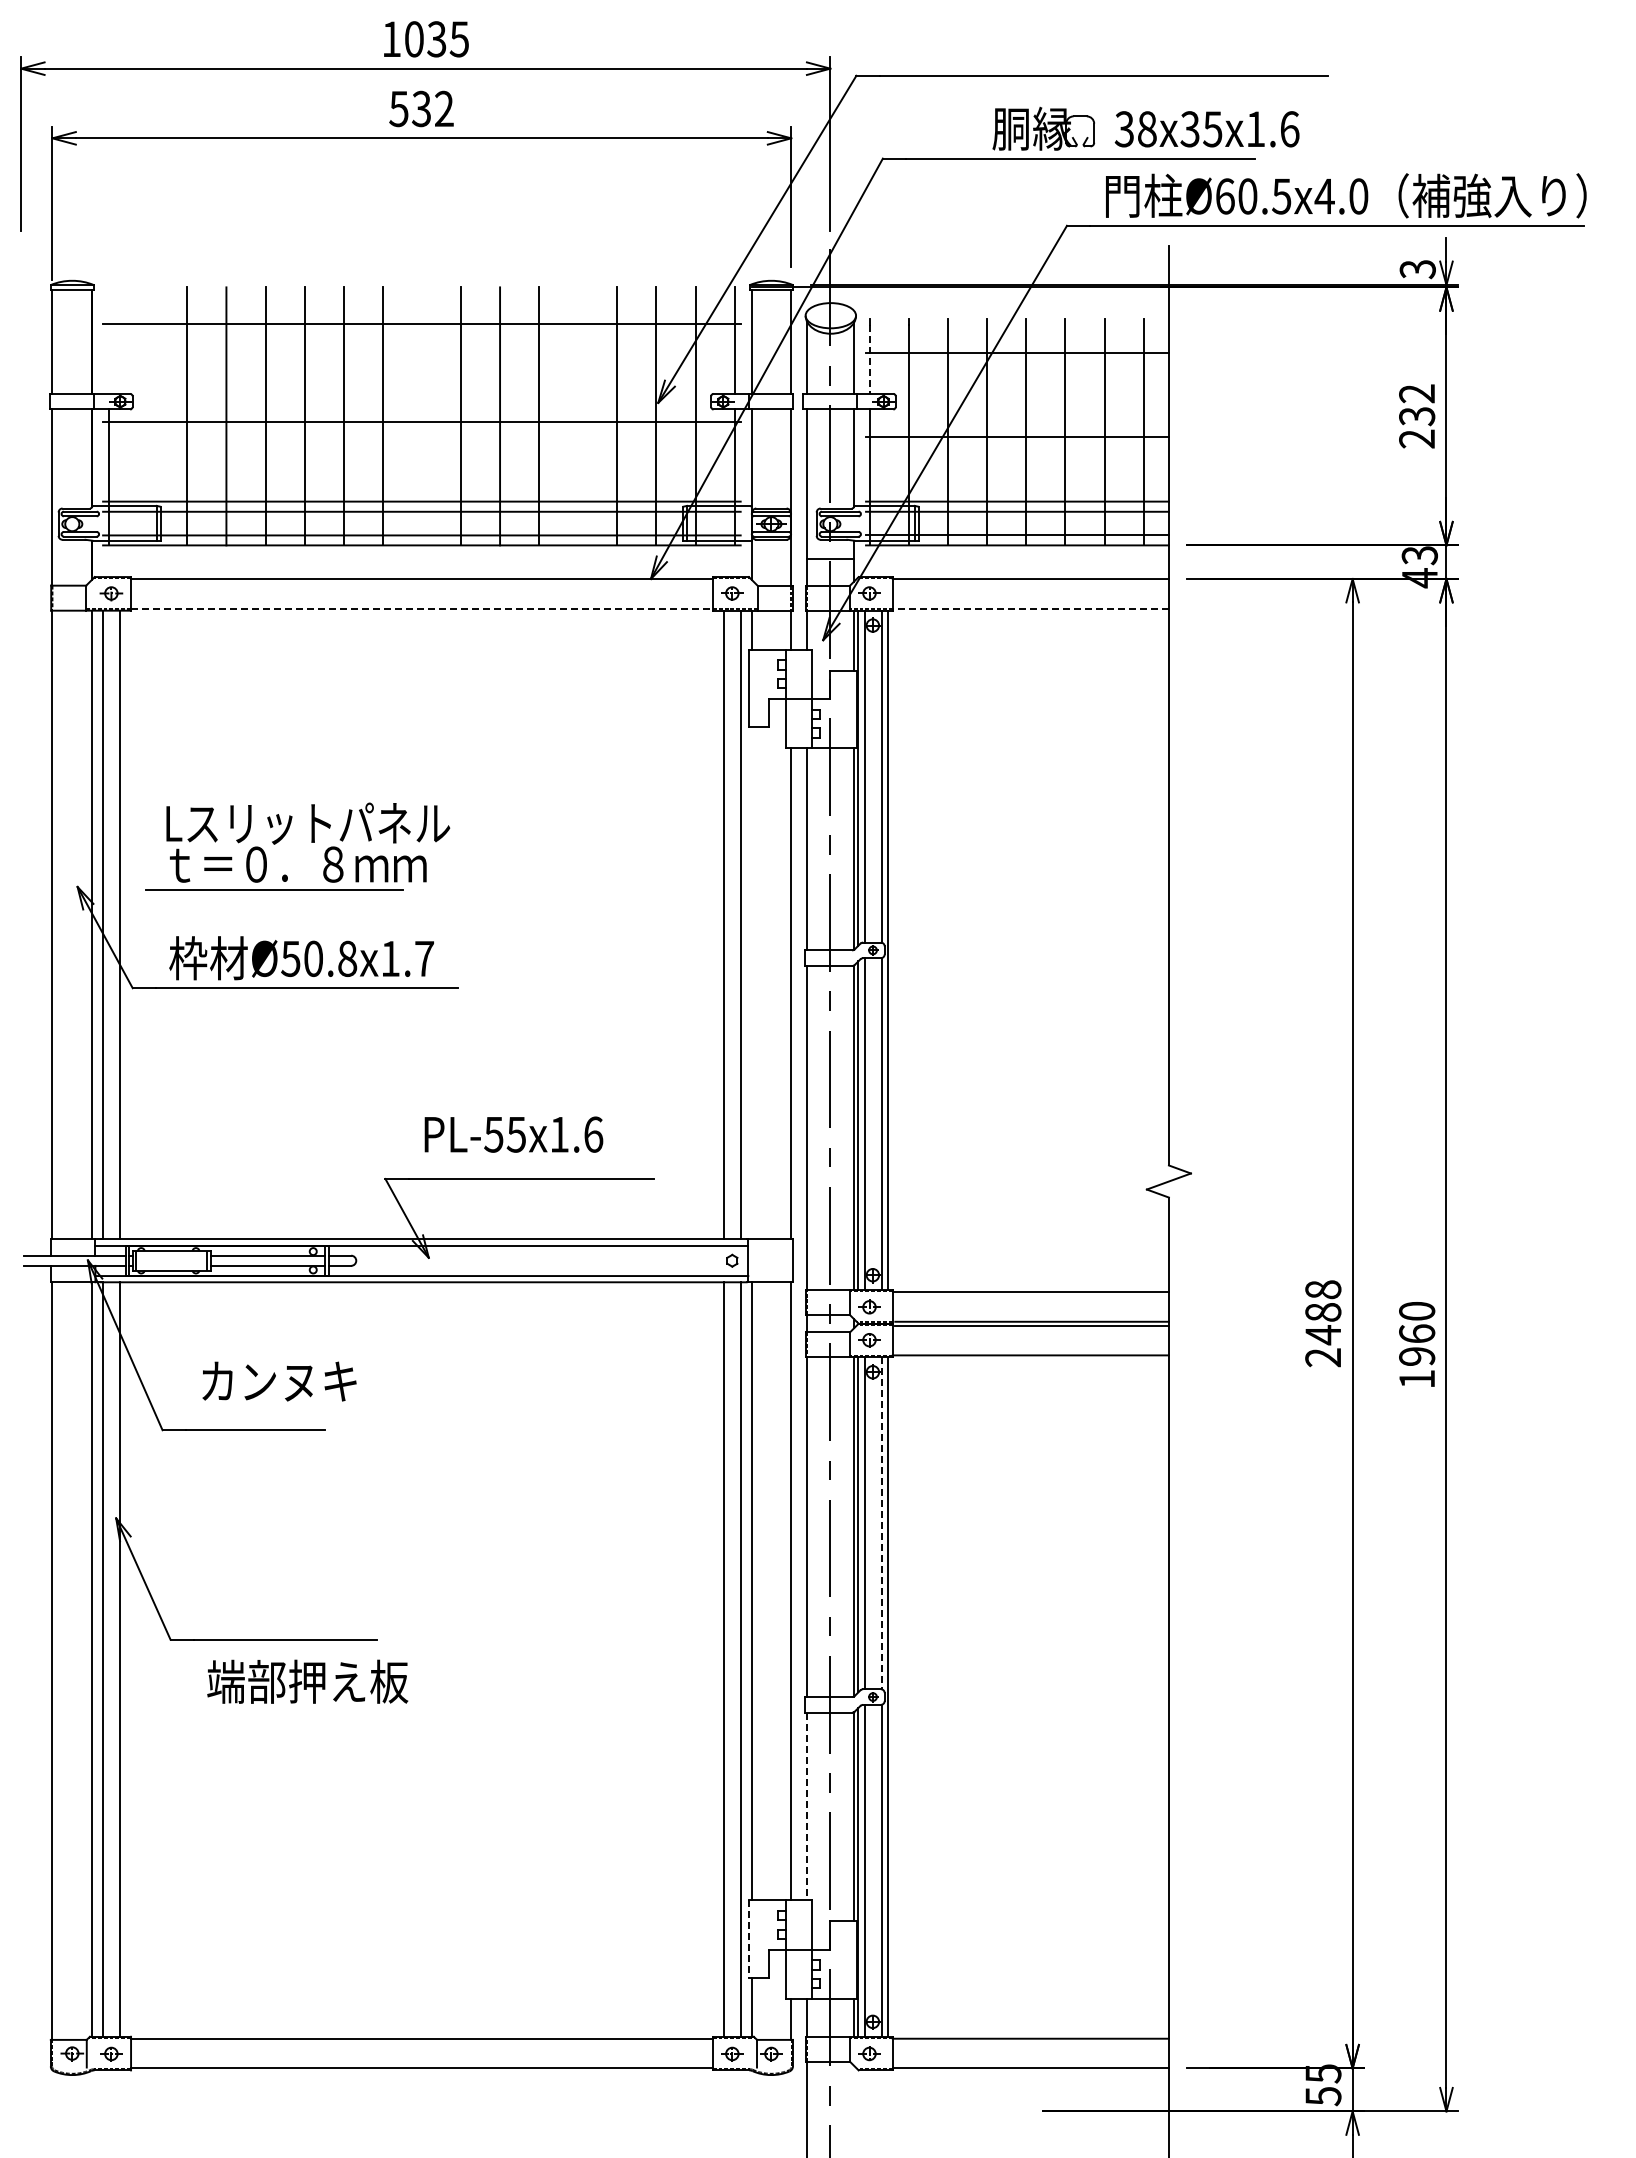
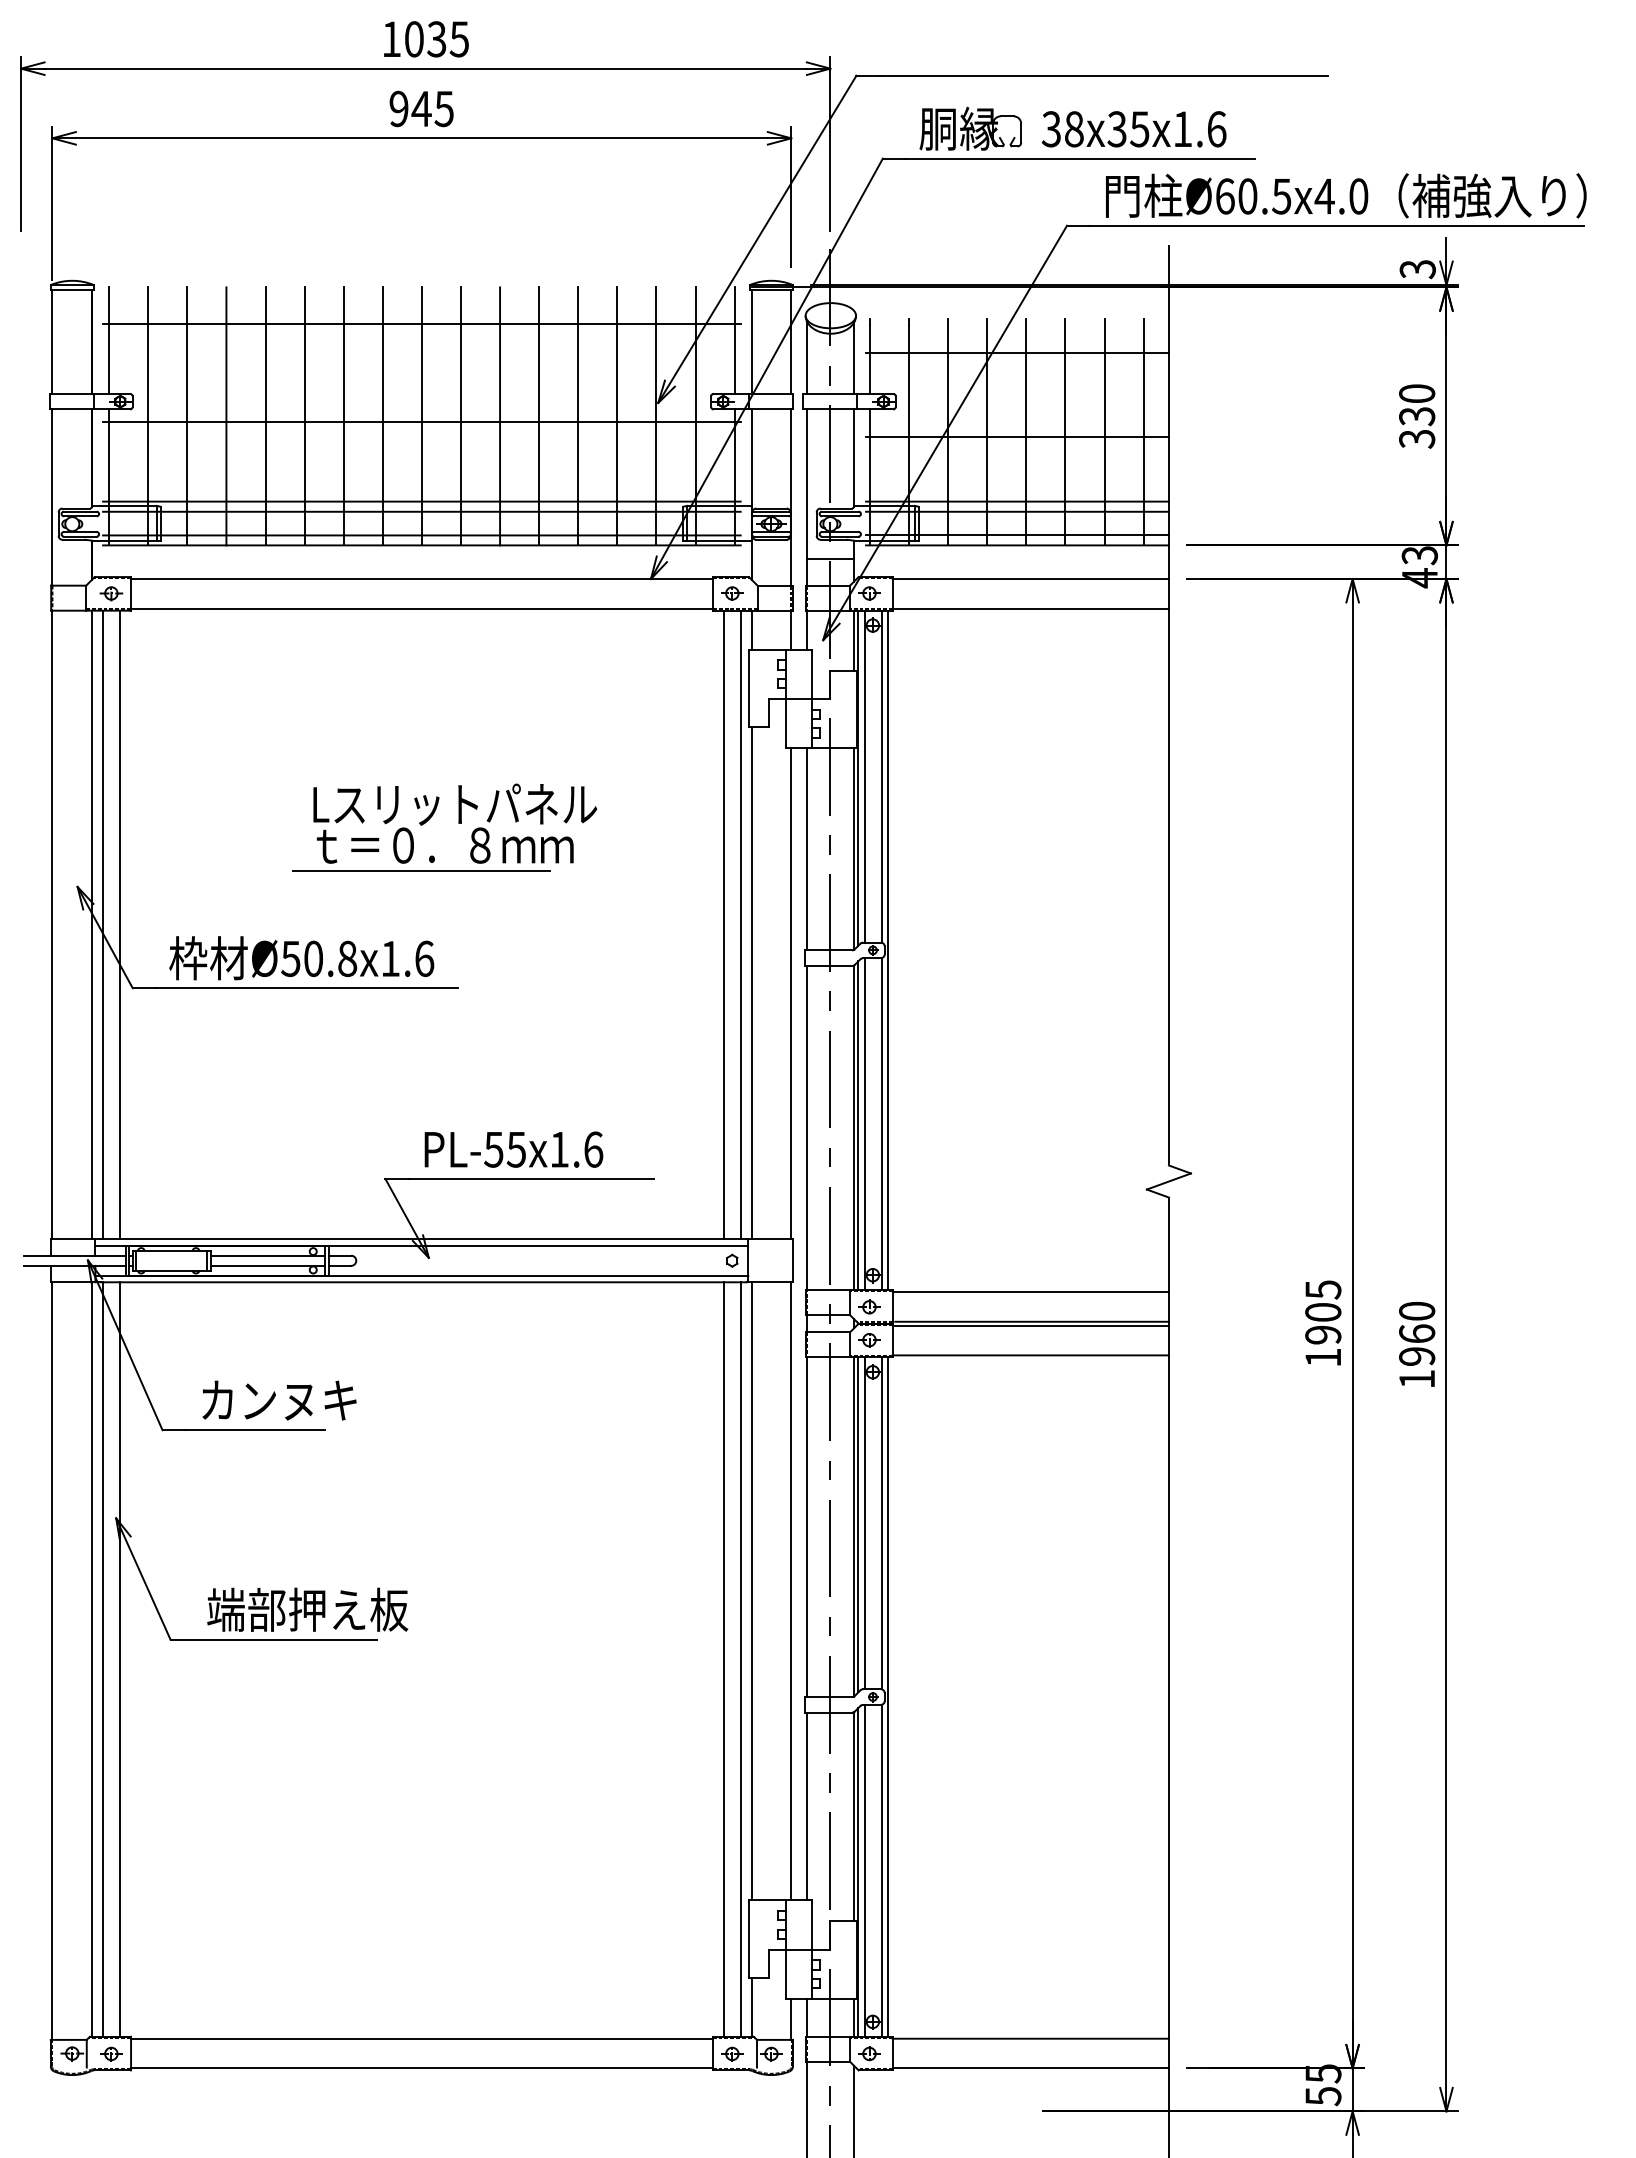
text: 532 -> 945 (421, 108)
part position: (1145, 128) -> (1072, 128) (1072, 128)
line: none -> present (109, 340)
line: dashed -> solid (869, 360)
line: none -> present (148, 416)
line: none -> present (421, 416)
line: none -> present (578, 416)
text: 232 -> 330 (1417, 416)
line: dashed -> solid (422, 608)
line: dashed -> solid (1030, 608)
part position: (311, 842) -> (458, 823) (458, 823)
text: Ø50.8x1.7 -> Ø50.8x1.6 (424, 958)
line: none -> present (751, 983)
text position: (513, 1134) -> (513, 1149) (513, 1149)
text: 2488 -> 1905 (1323, 1323)
text position: (279, 1381) -> (279, 1400) (279, 1400)
line: dashed -> solid (881, 1523)
text position: (307, 1681) -> (307, 1609) (307, 1609)
line: dashed -> solid (806, 1806)
line: dashed -> solid (749, 1939)
line: none -> present (854, 2109)
